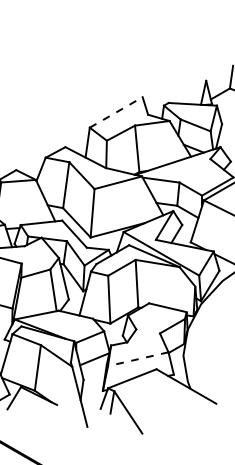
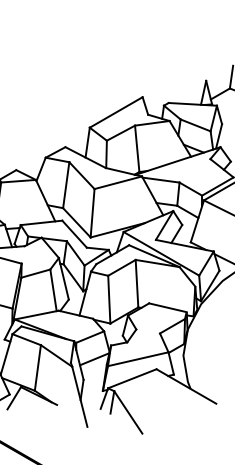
line: dashed -> solid (116, 112)
line: dashed -> solid (137, 359)
